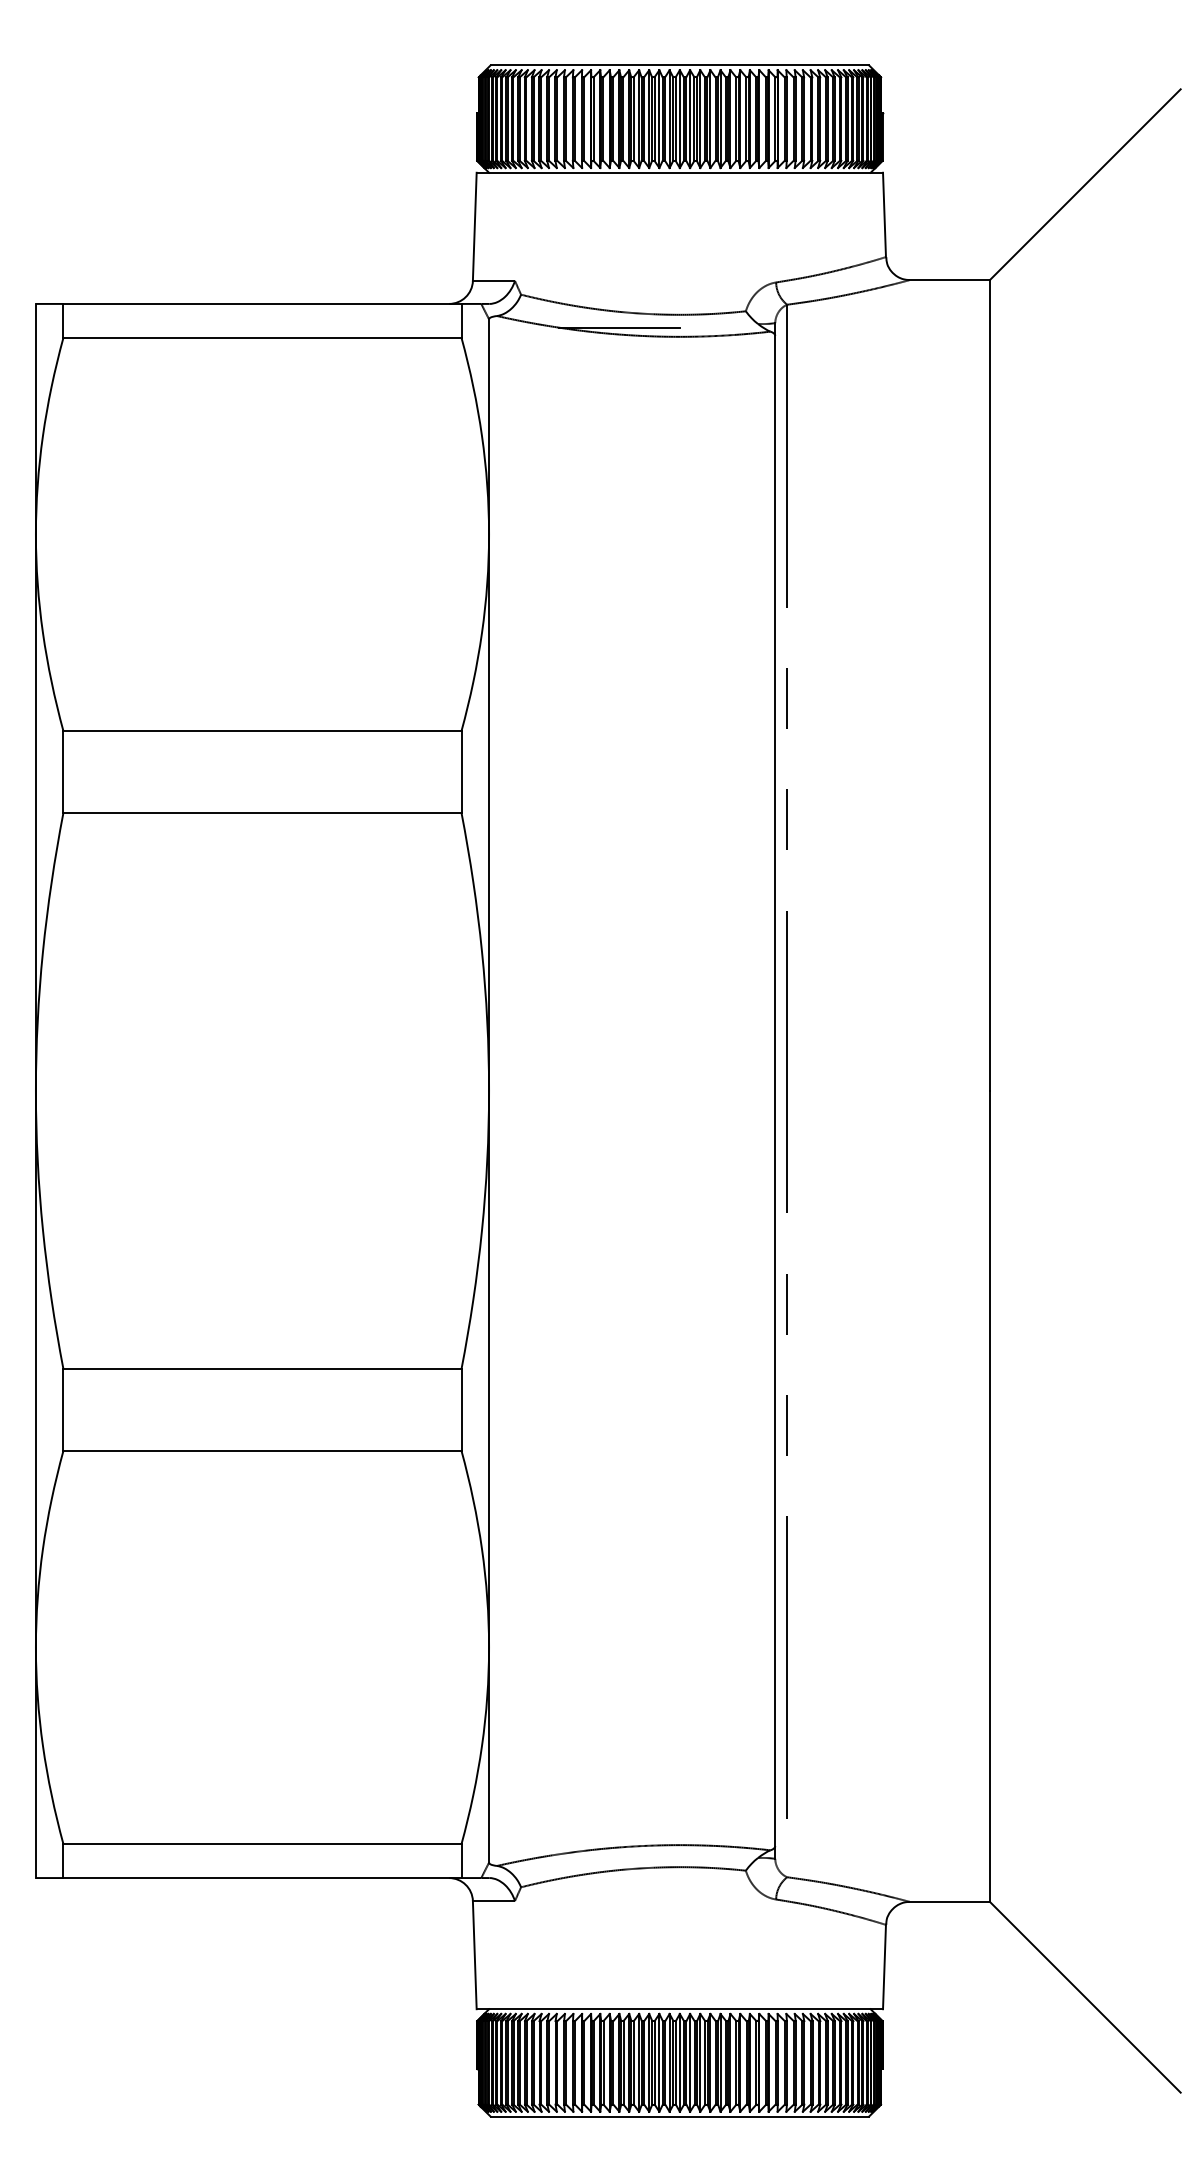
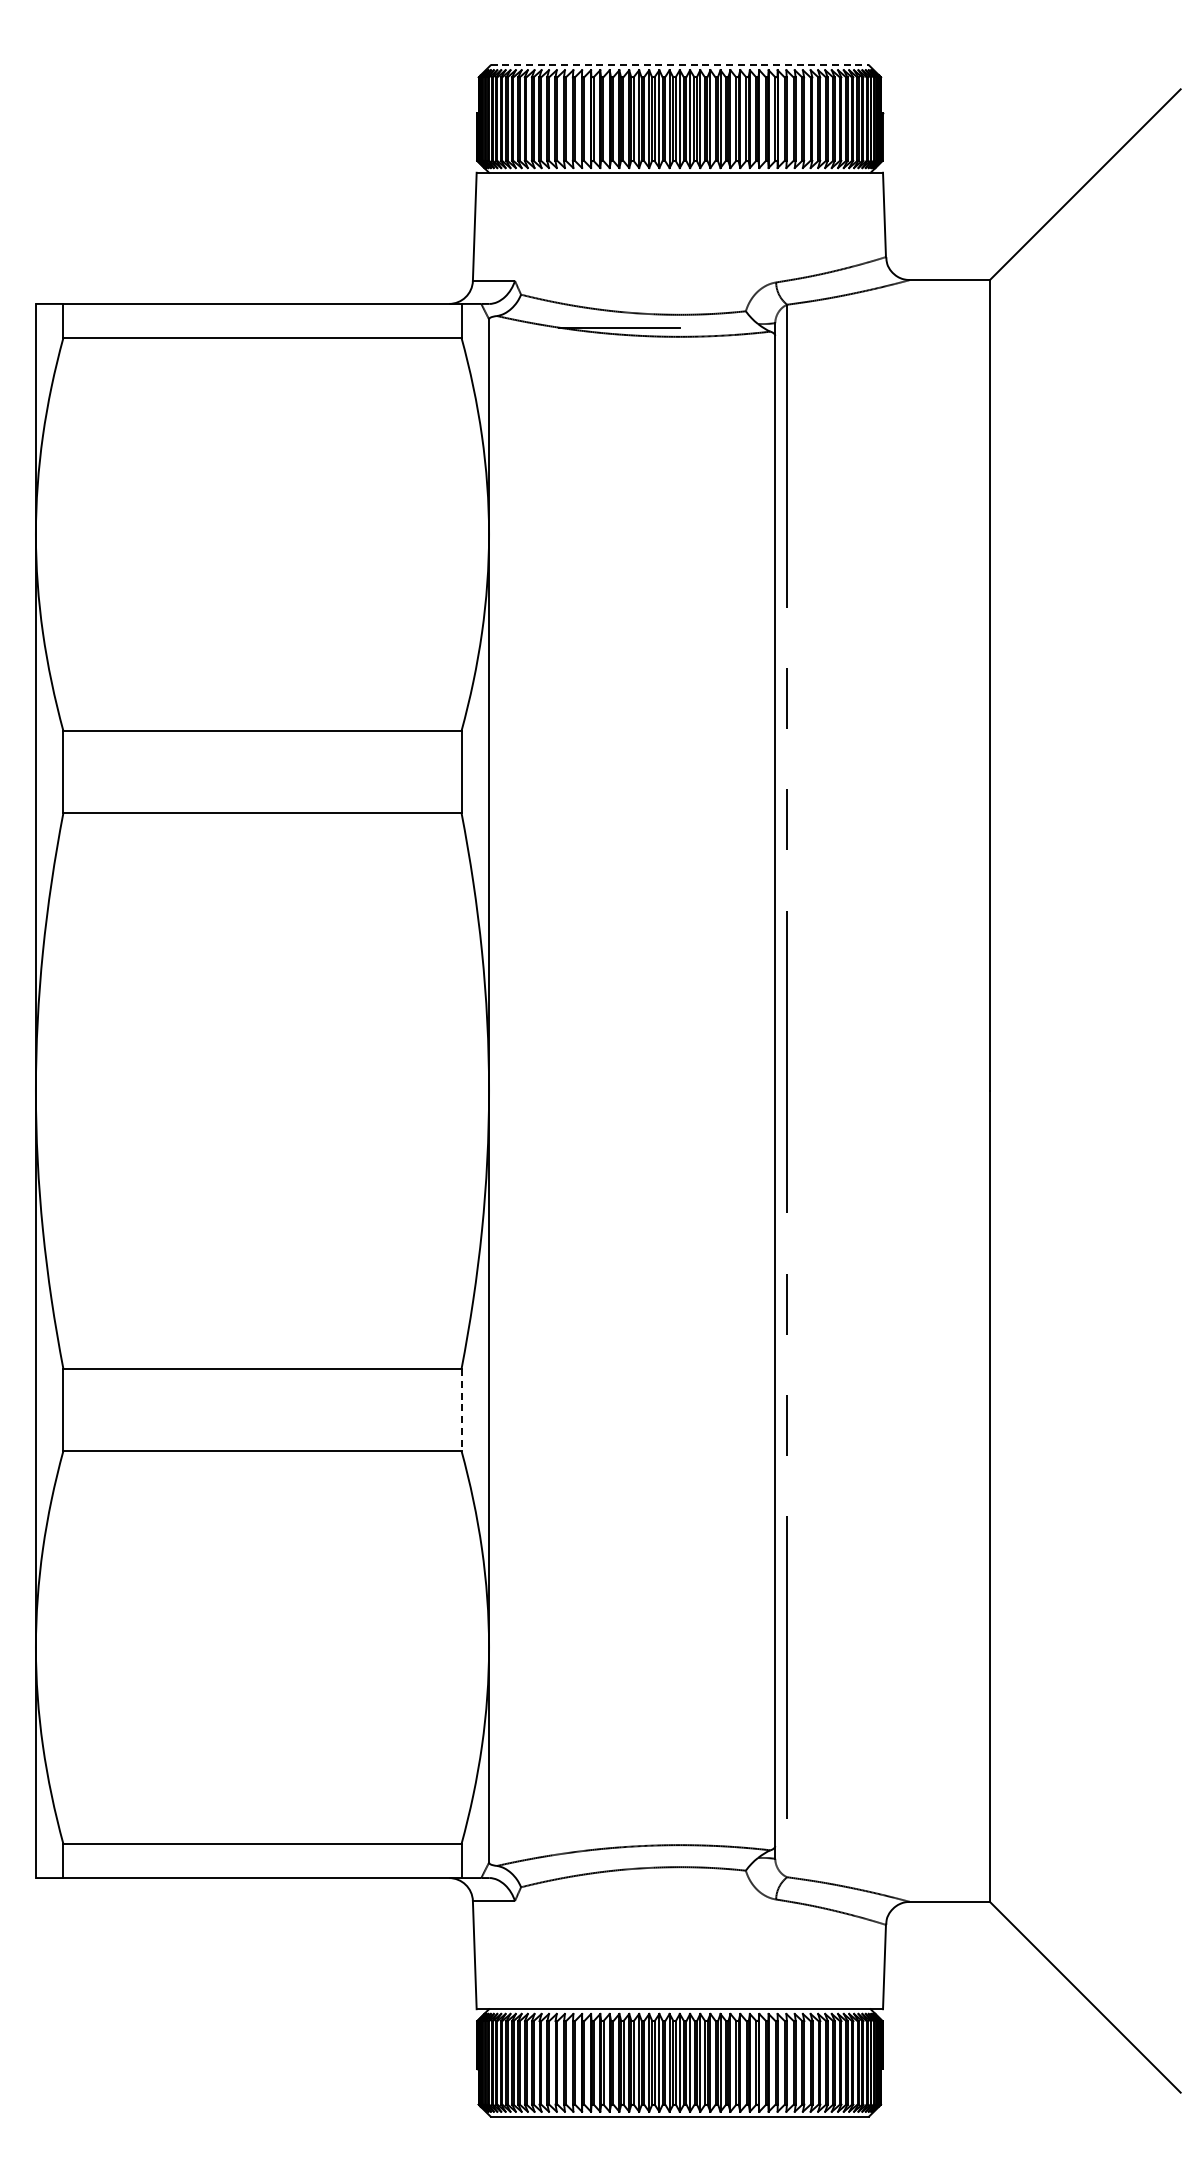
line: solid -> dashed (680, 65)
line: solid -> dashed (461, 1409)
